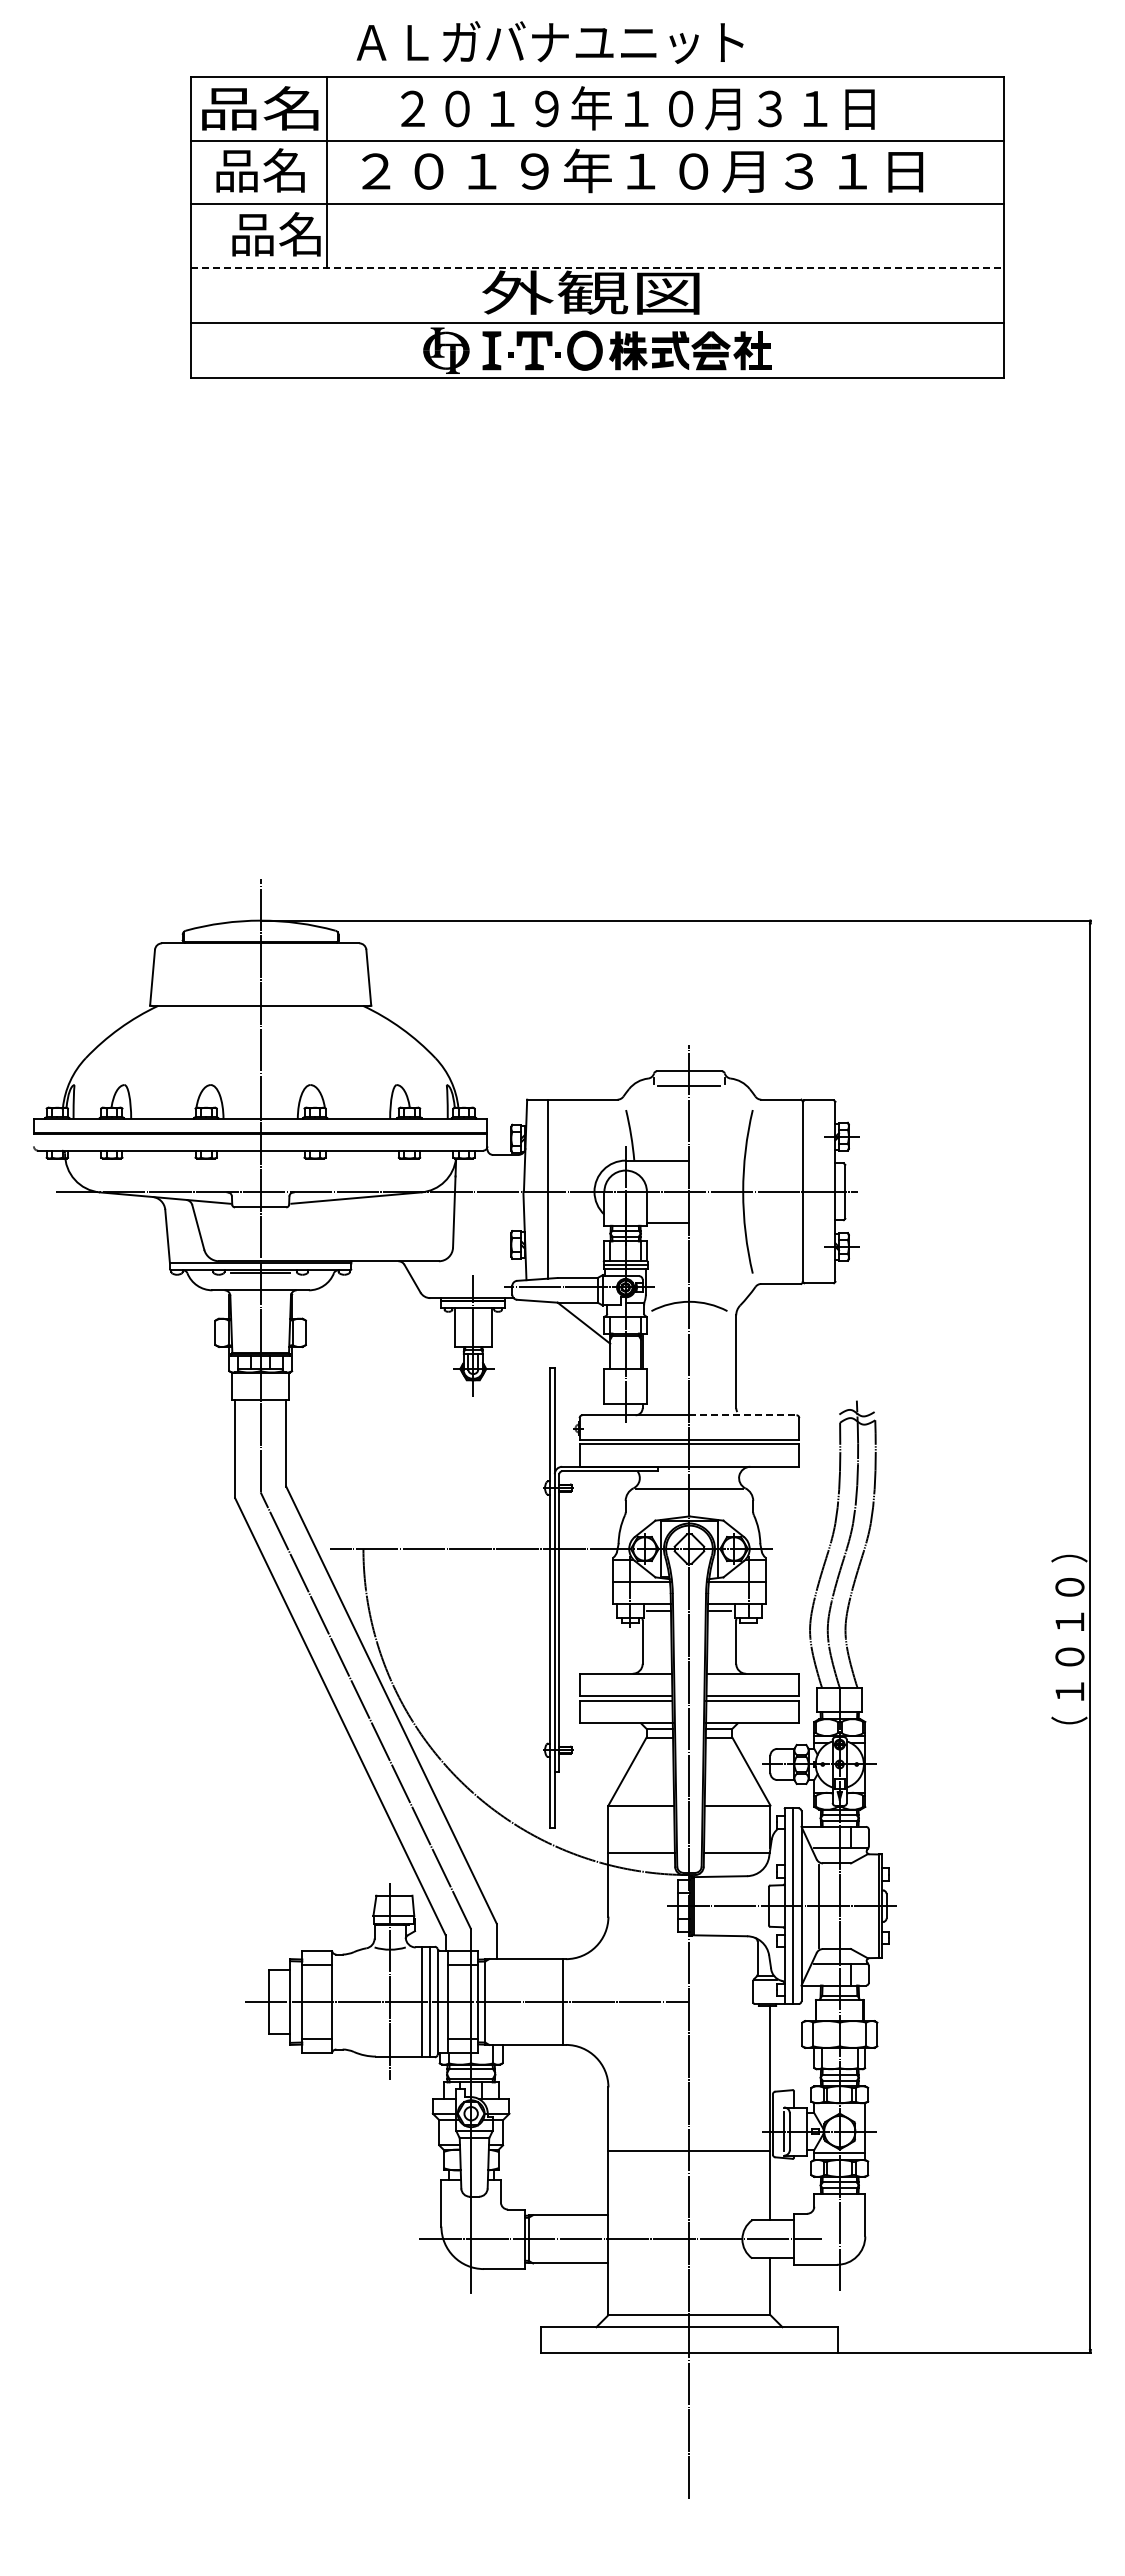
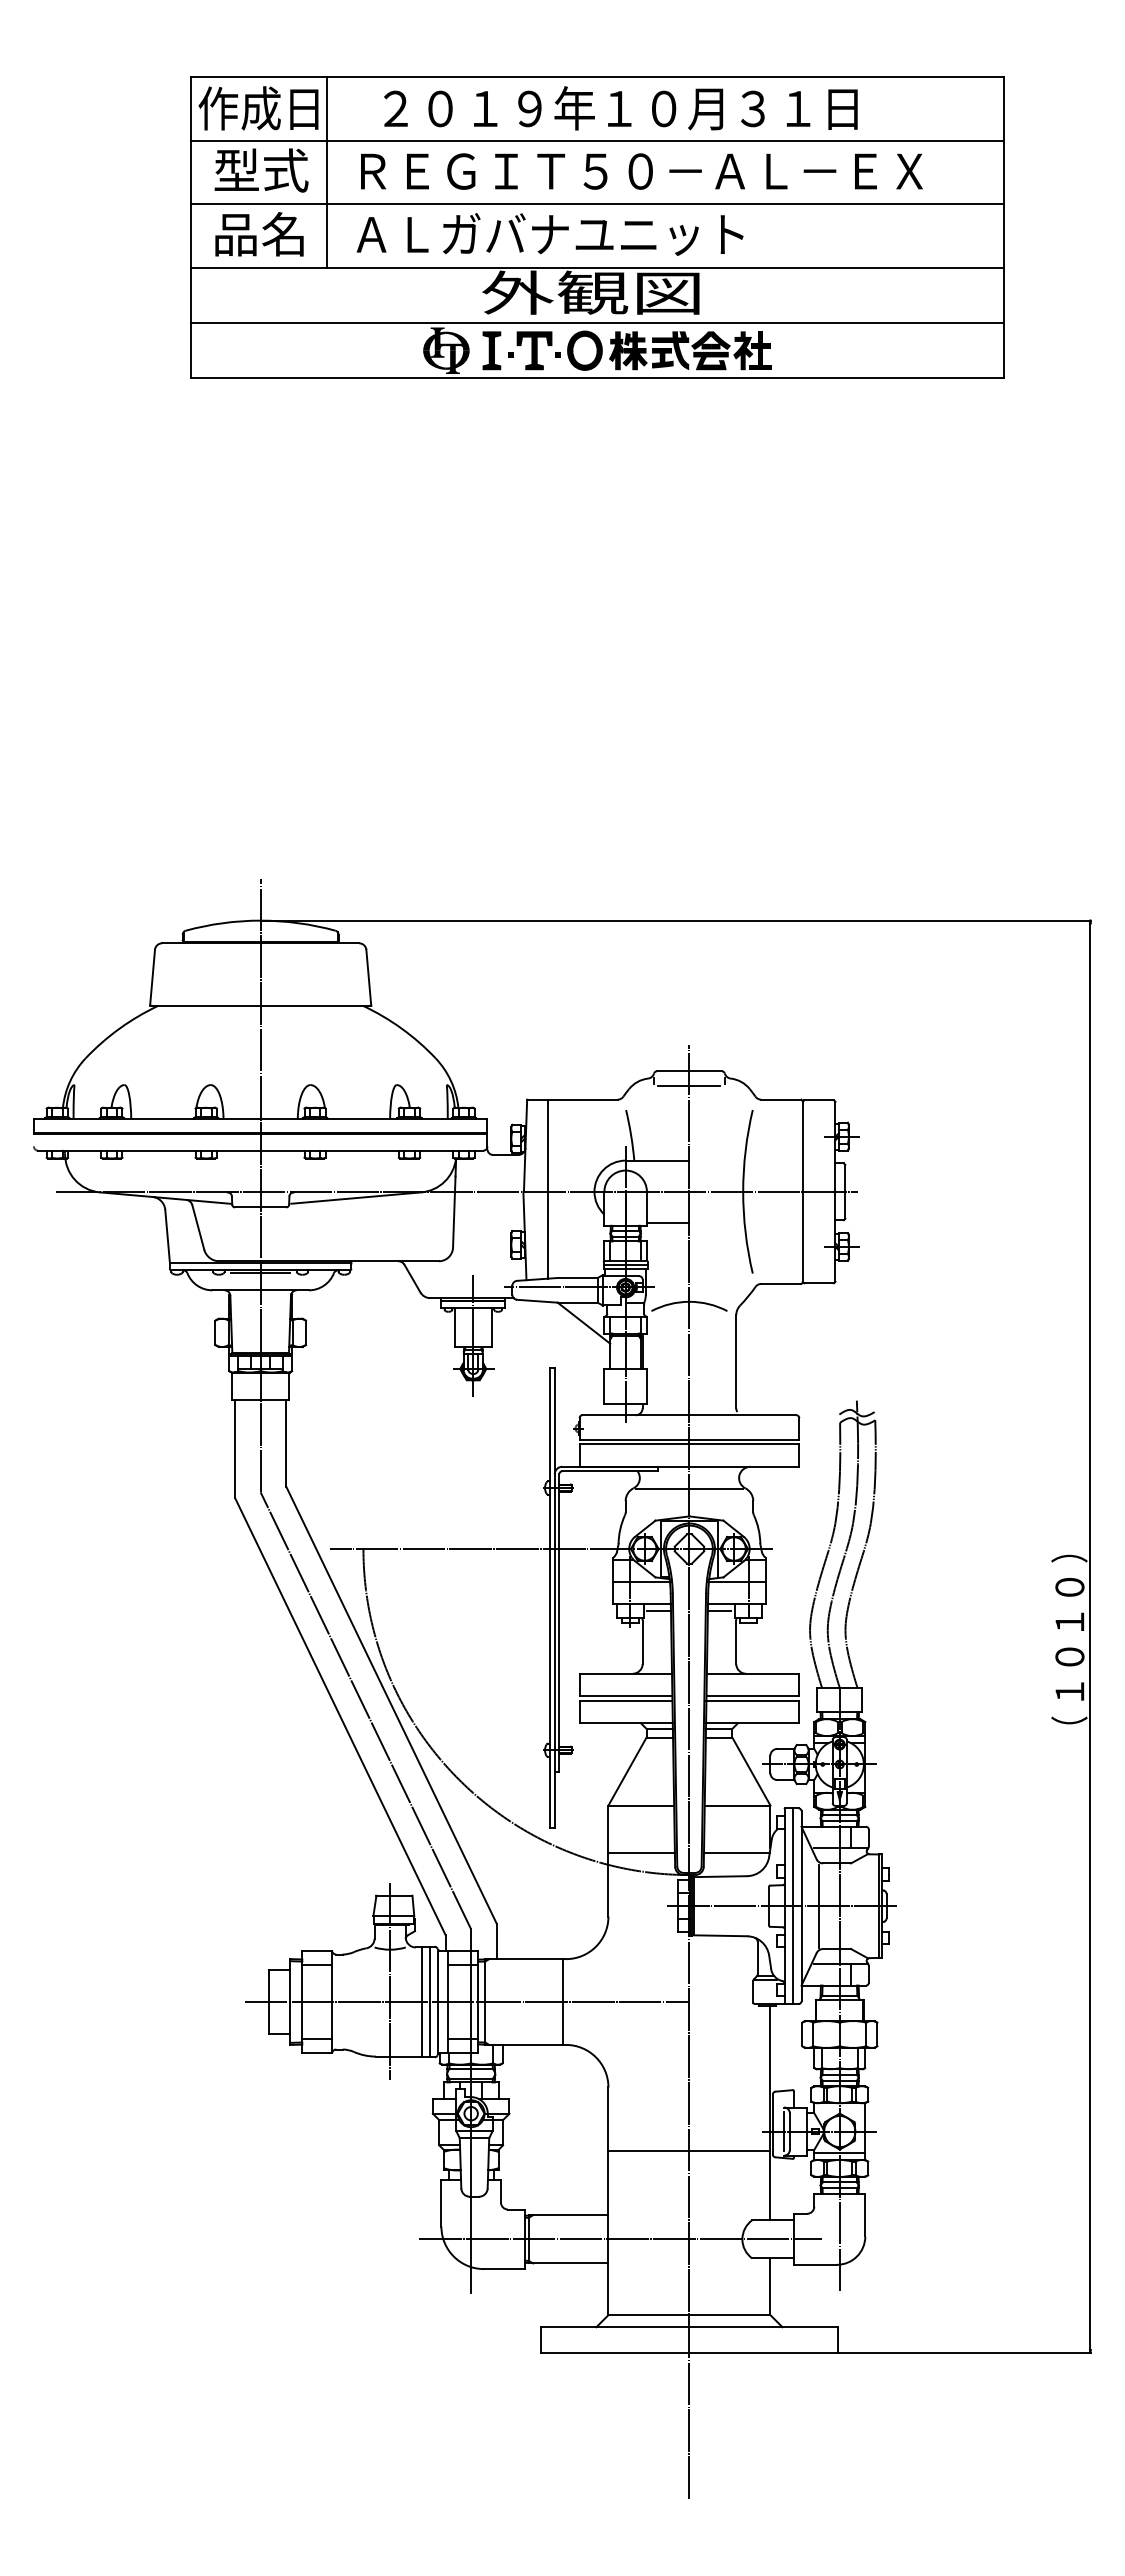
text position: (549, 42) -> (549, 234) (549, 234)
text: 品名 -> 作成日 (258, 108)
text position: (637, 108) -> (620, 108) (620, 108)
text: 品名 -> 型式 (261, 170)
text: ２０１９年１０月３１日 -> ＲＥＧＩＴ５０－ＡＬ－ＥＸ (642, 170)
text position: (276, 234) -> (259, 234) (259, 234)
line: dashed -> solid (597, 267)
line: dashed -> solid (742, 1415)
